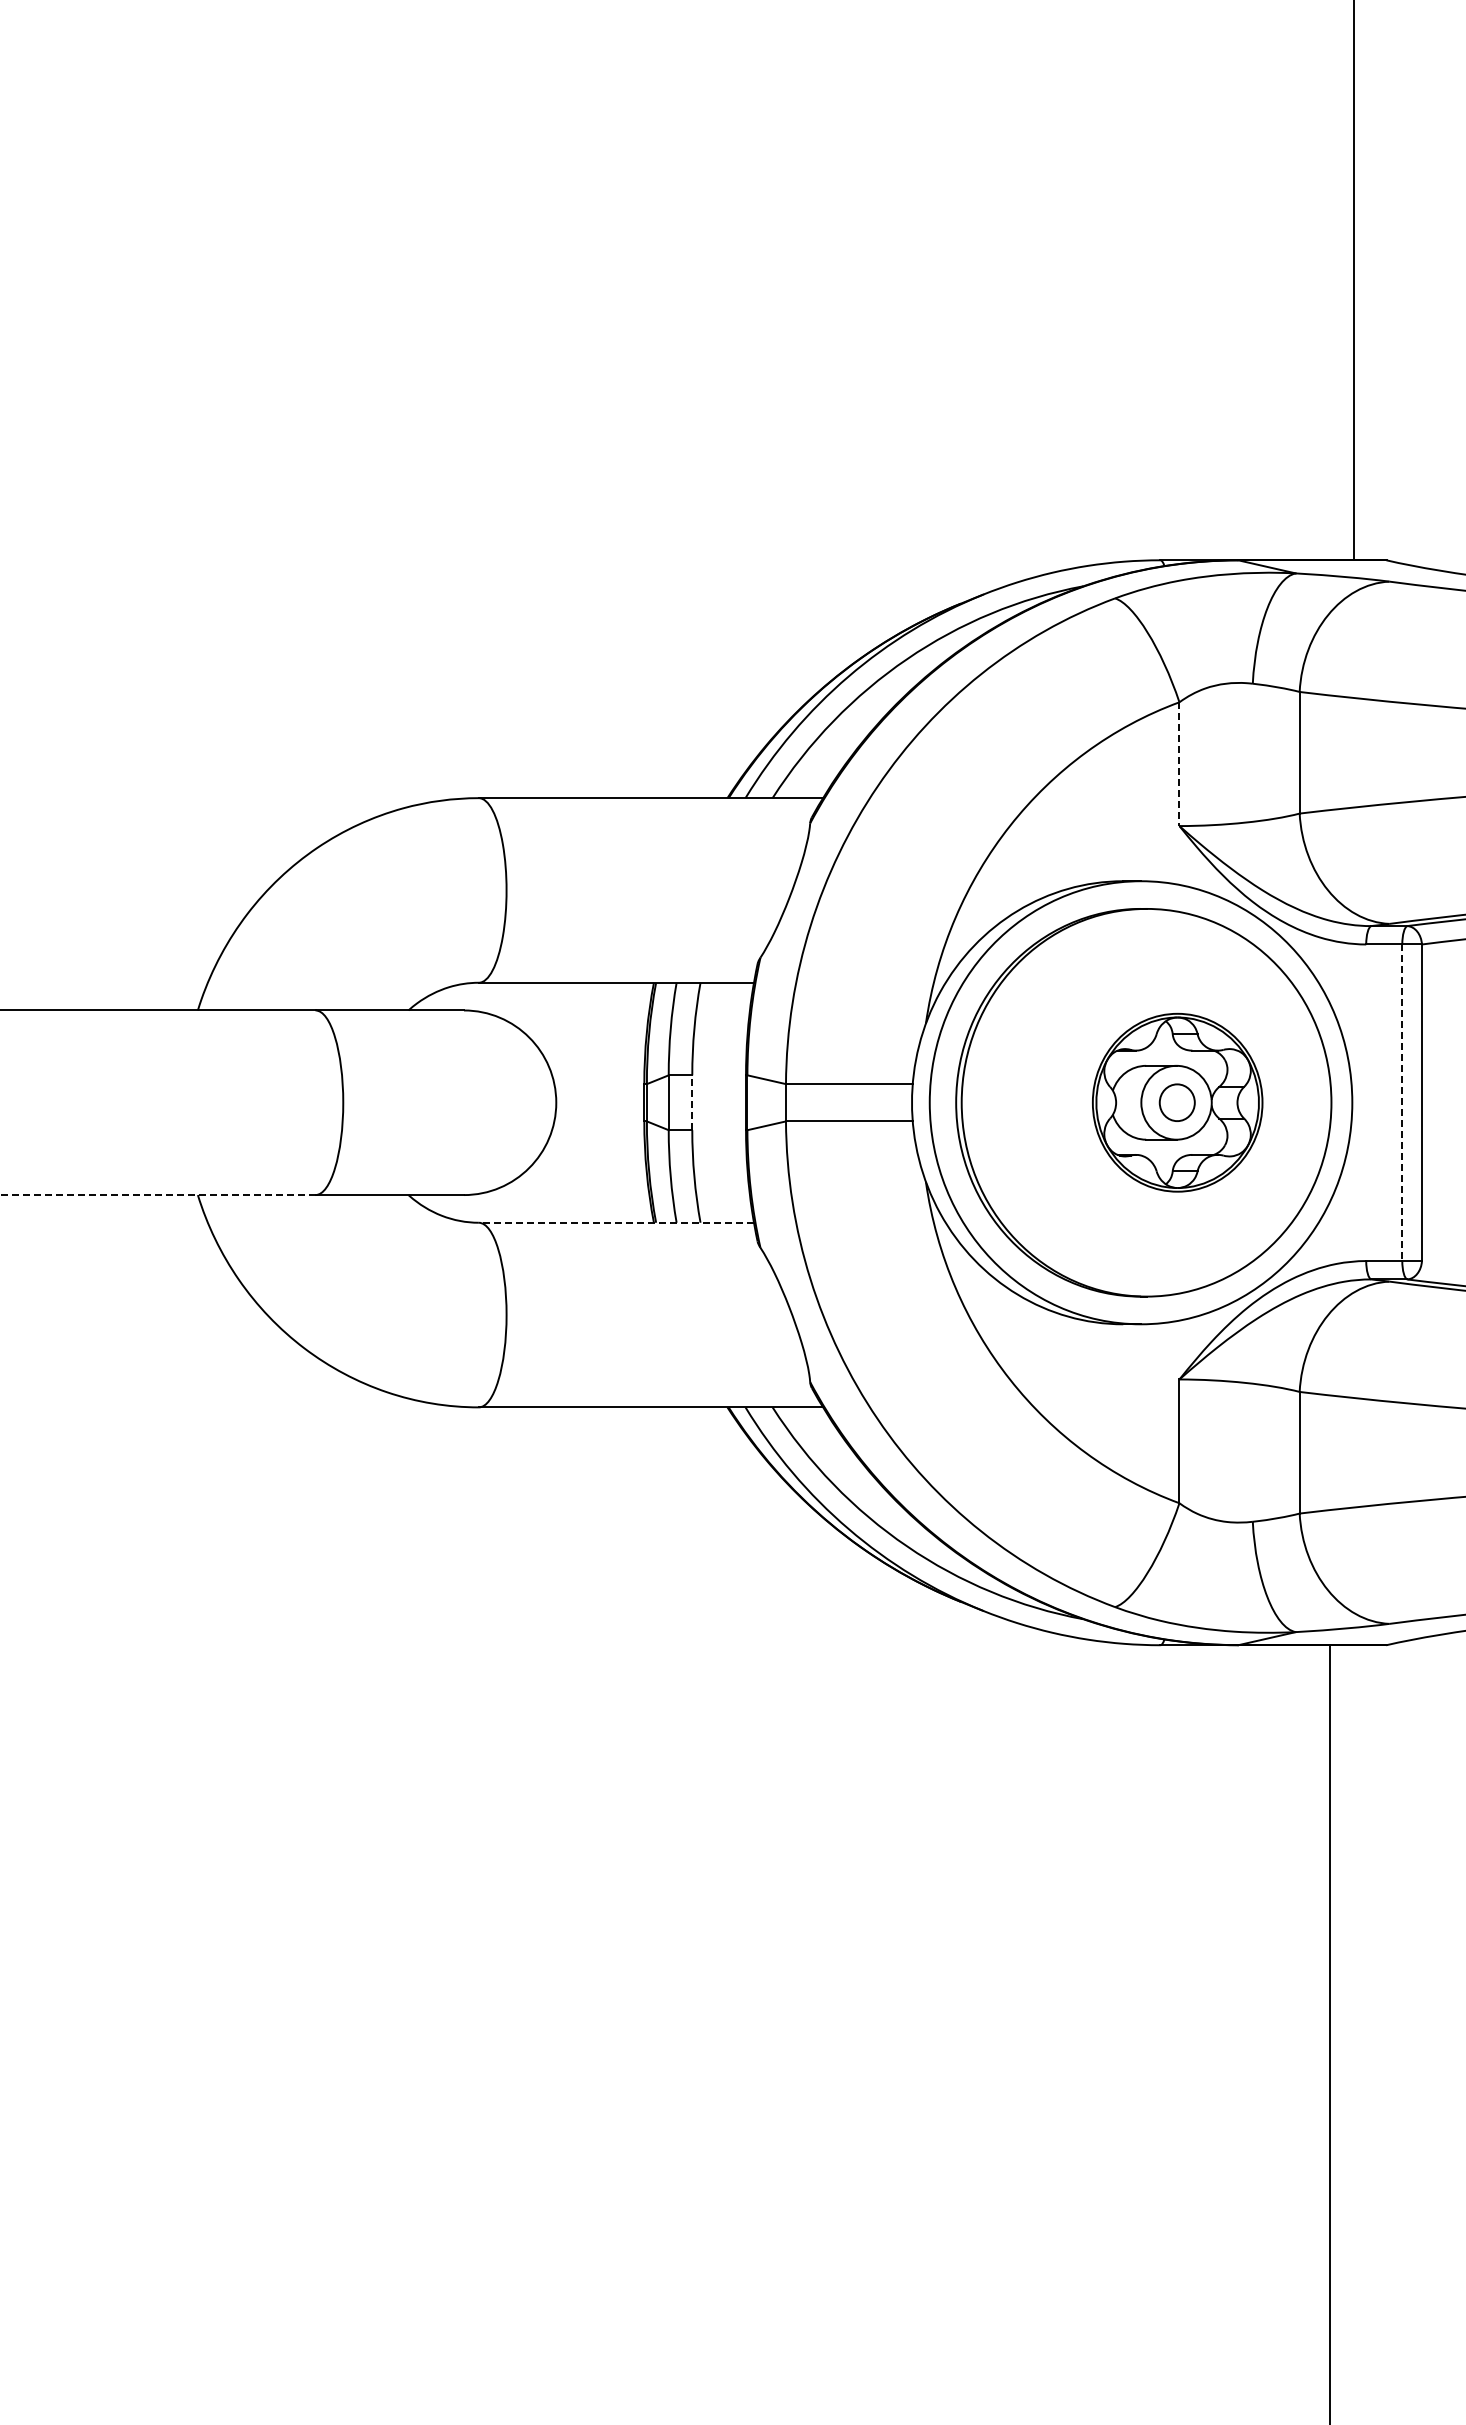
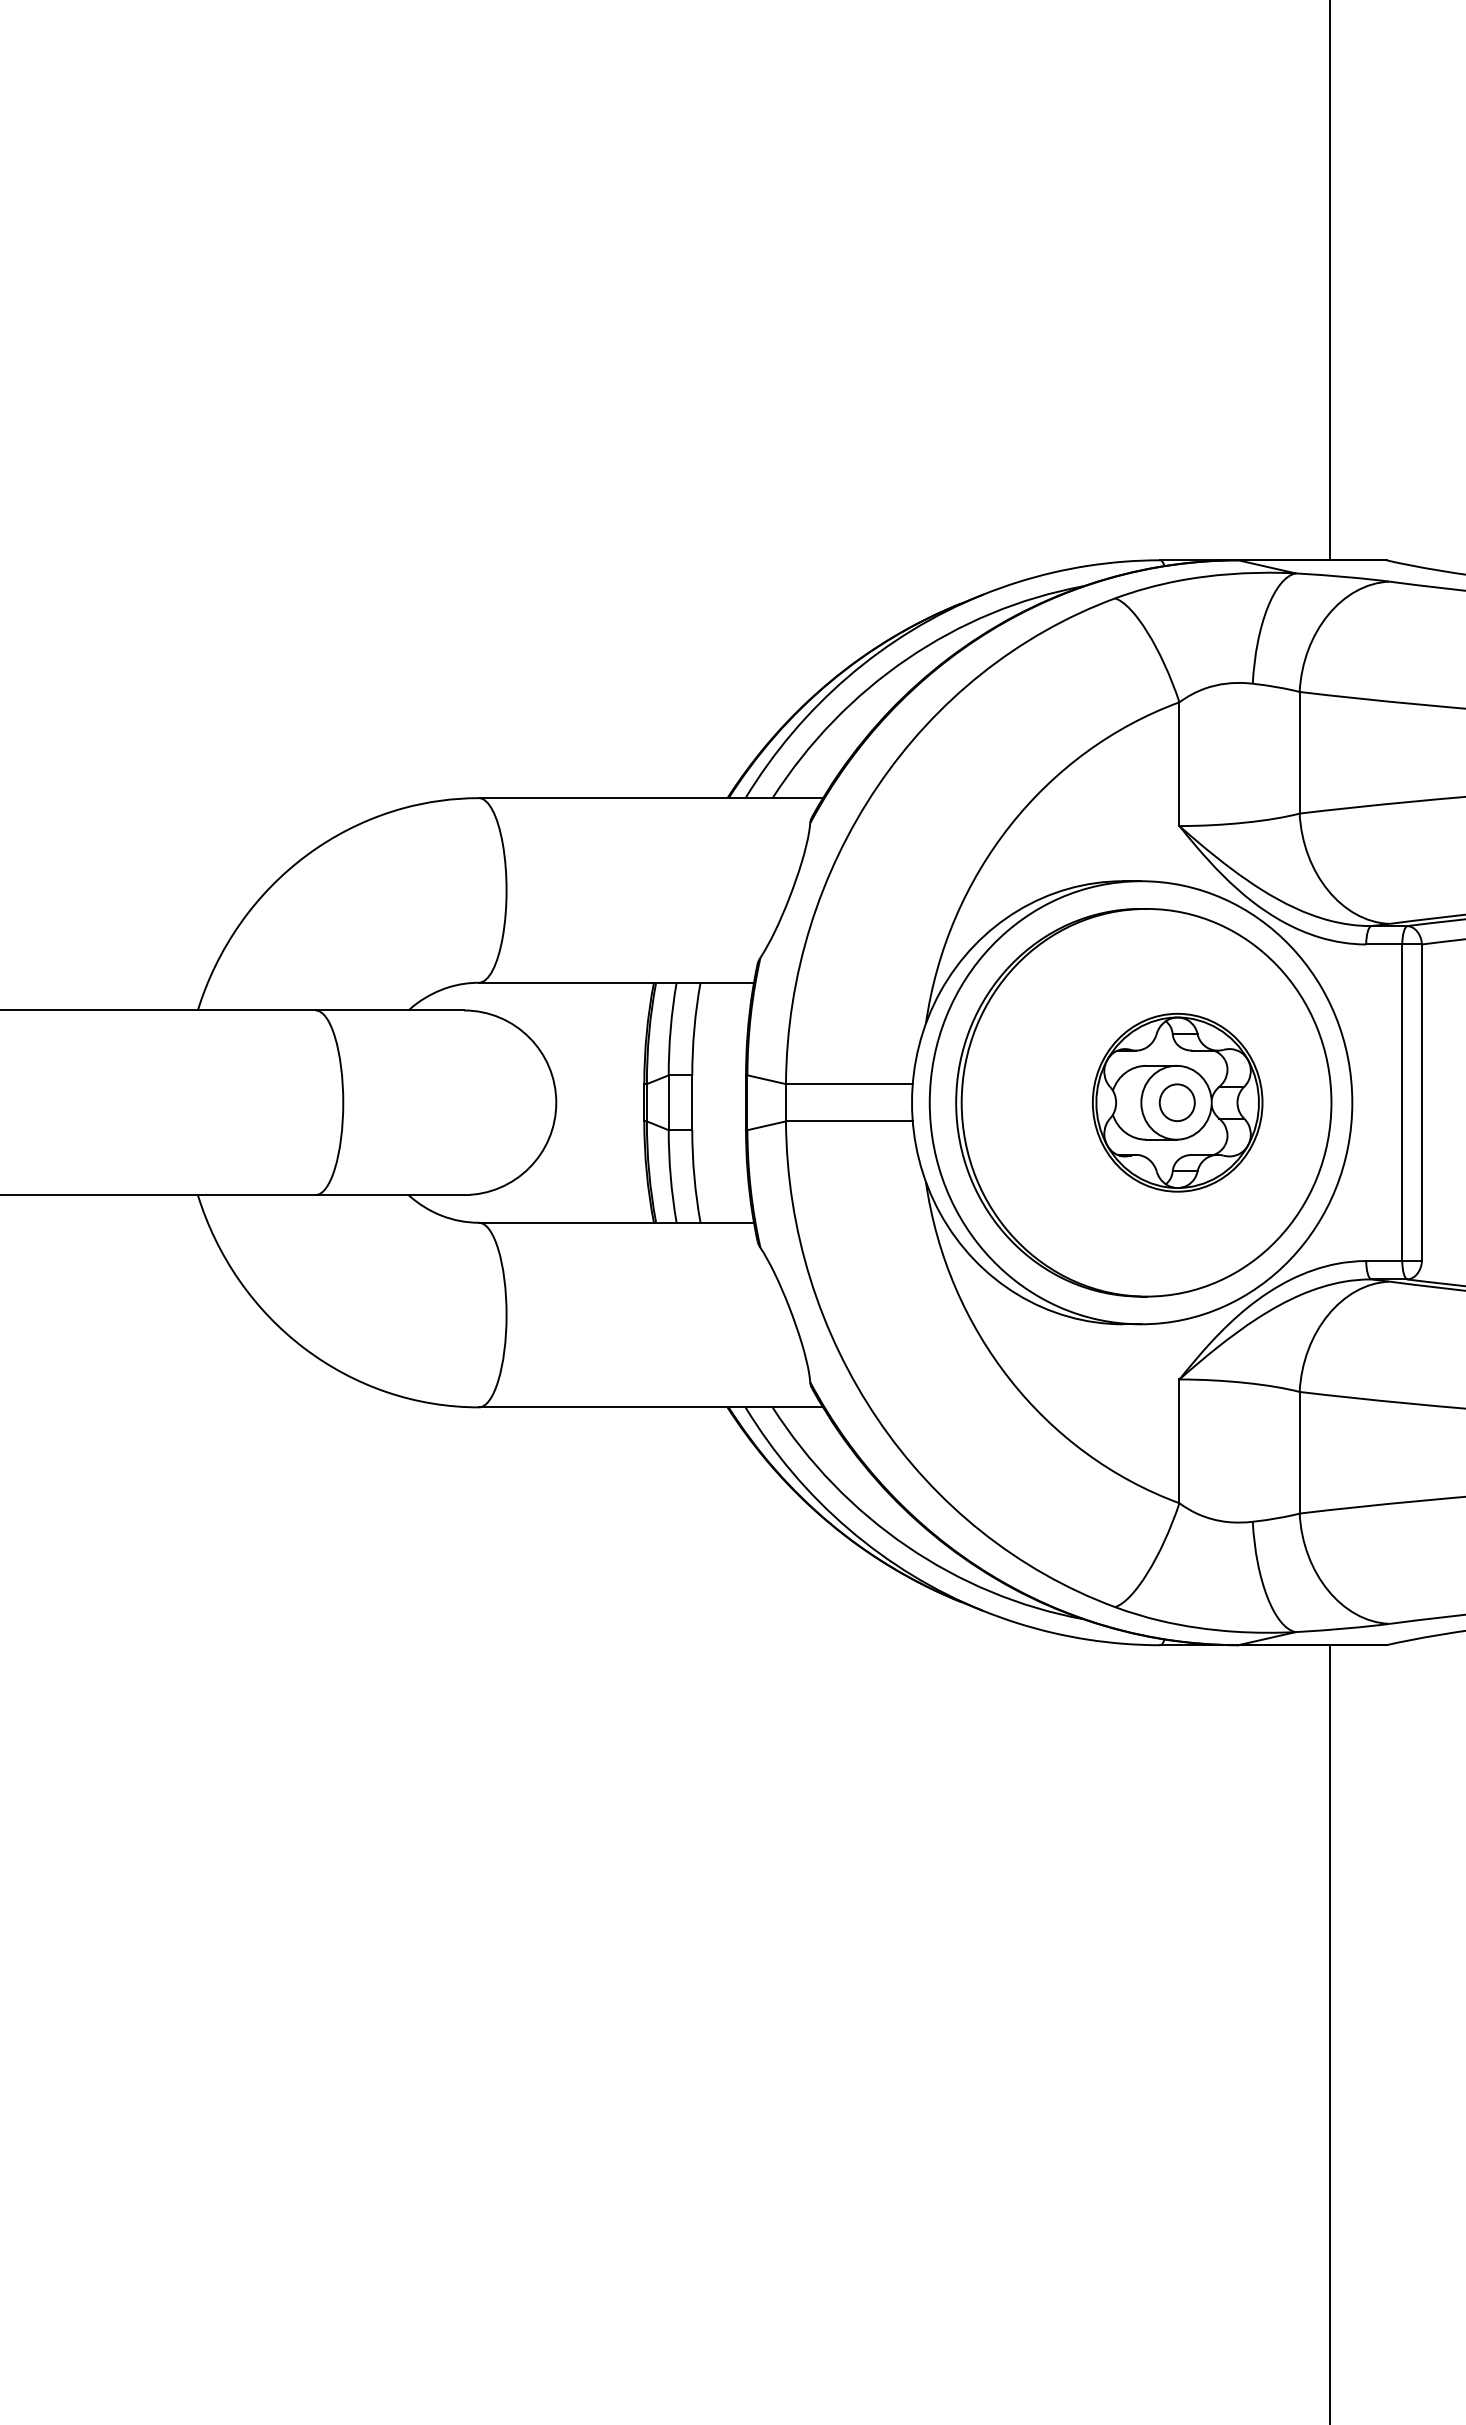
line position: (1353, 281) -> (1329, 281) (1329, 281)
line: dashed -> solid (1179, 764)
line: dashed -> solid (692, 1102)
line: dashed -> solid (1402, 1103)
line: dashed -> solid (157, 1195)
line: dashed -> solid (616, 1222)
